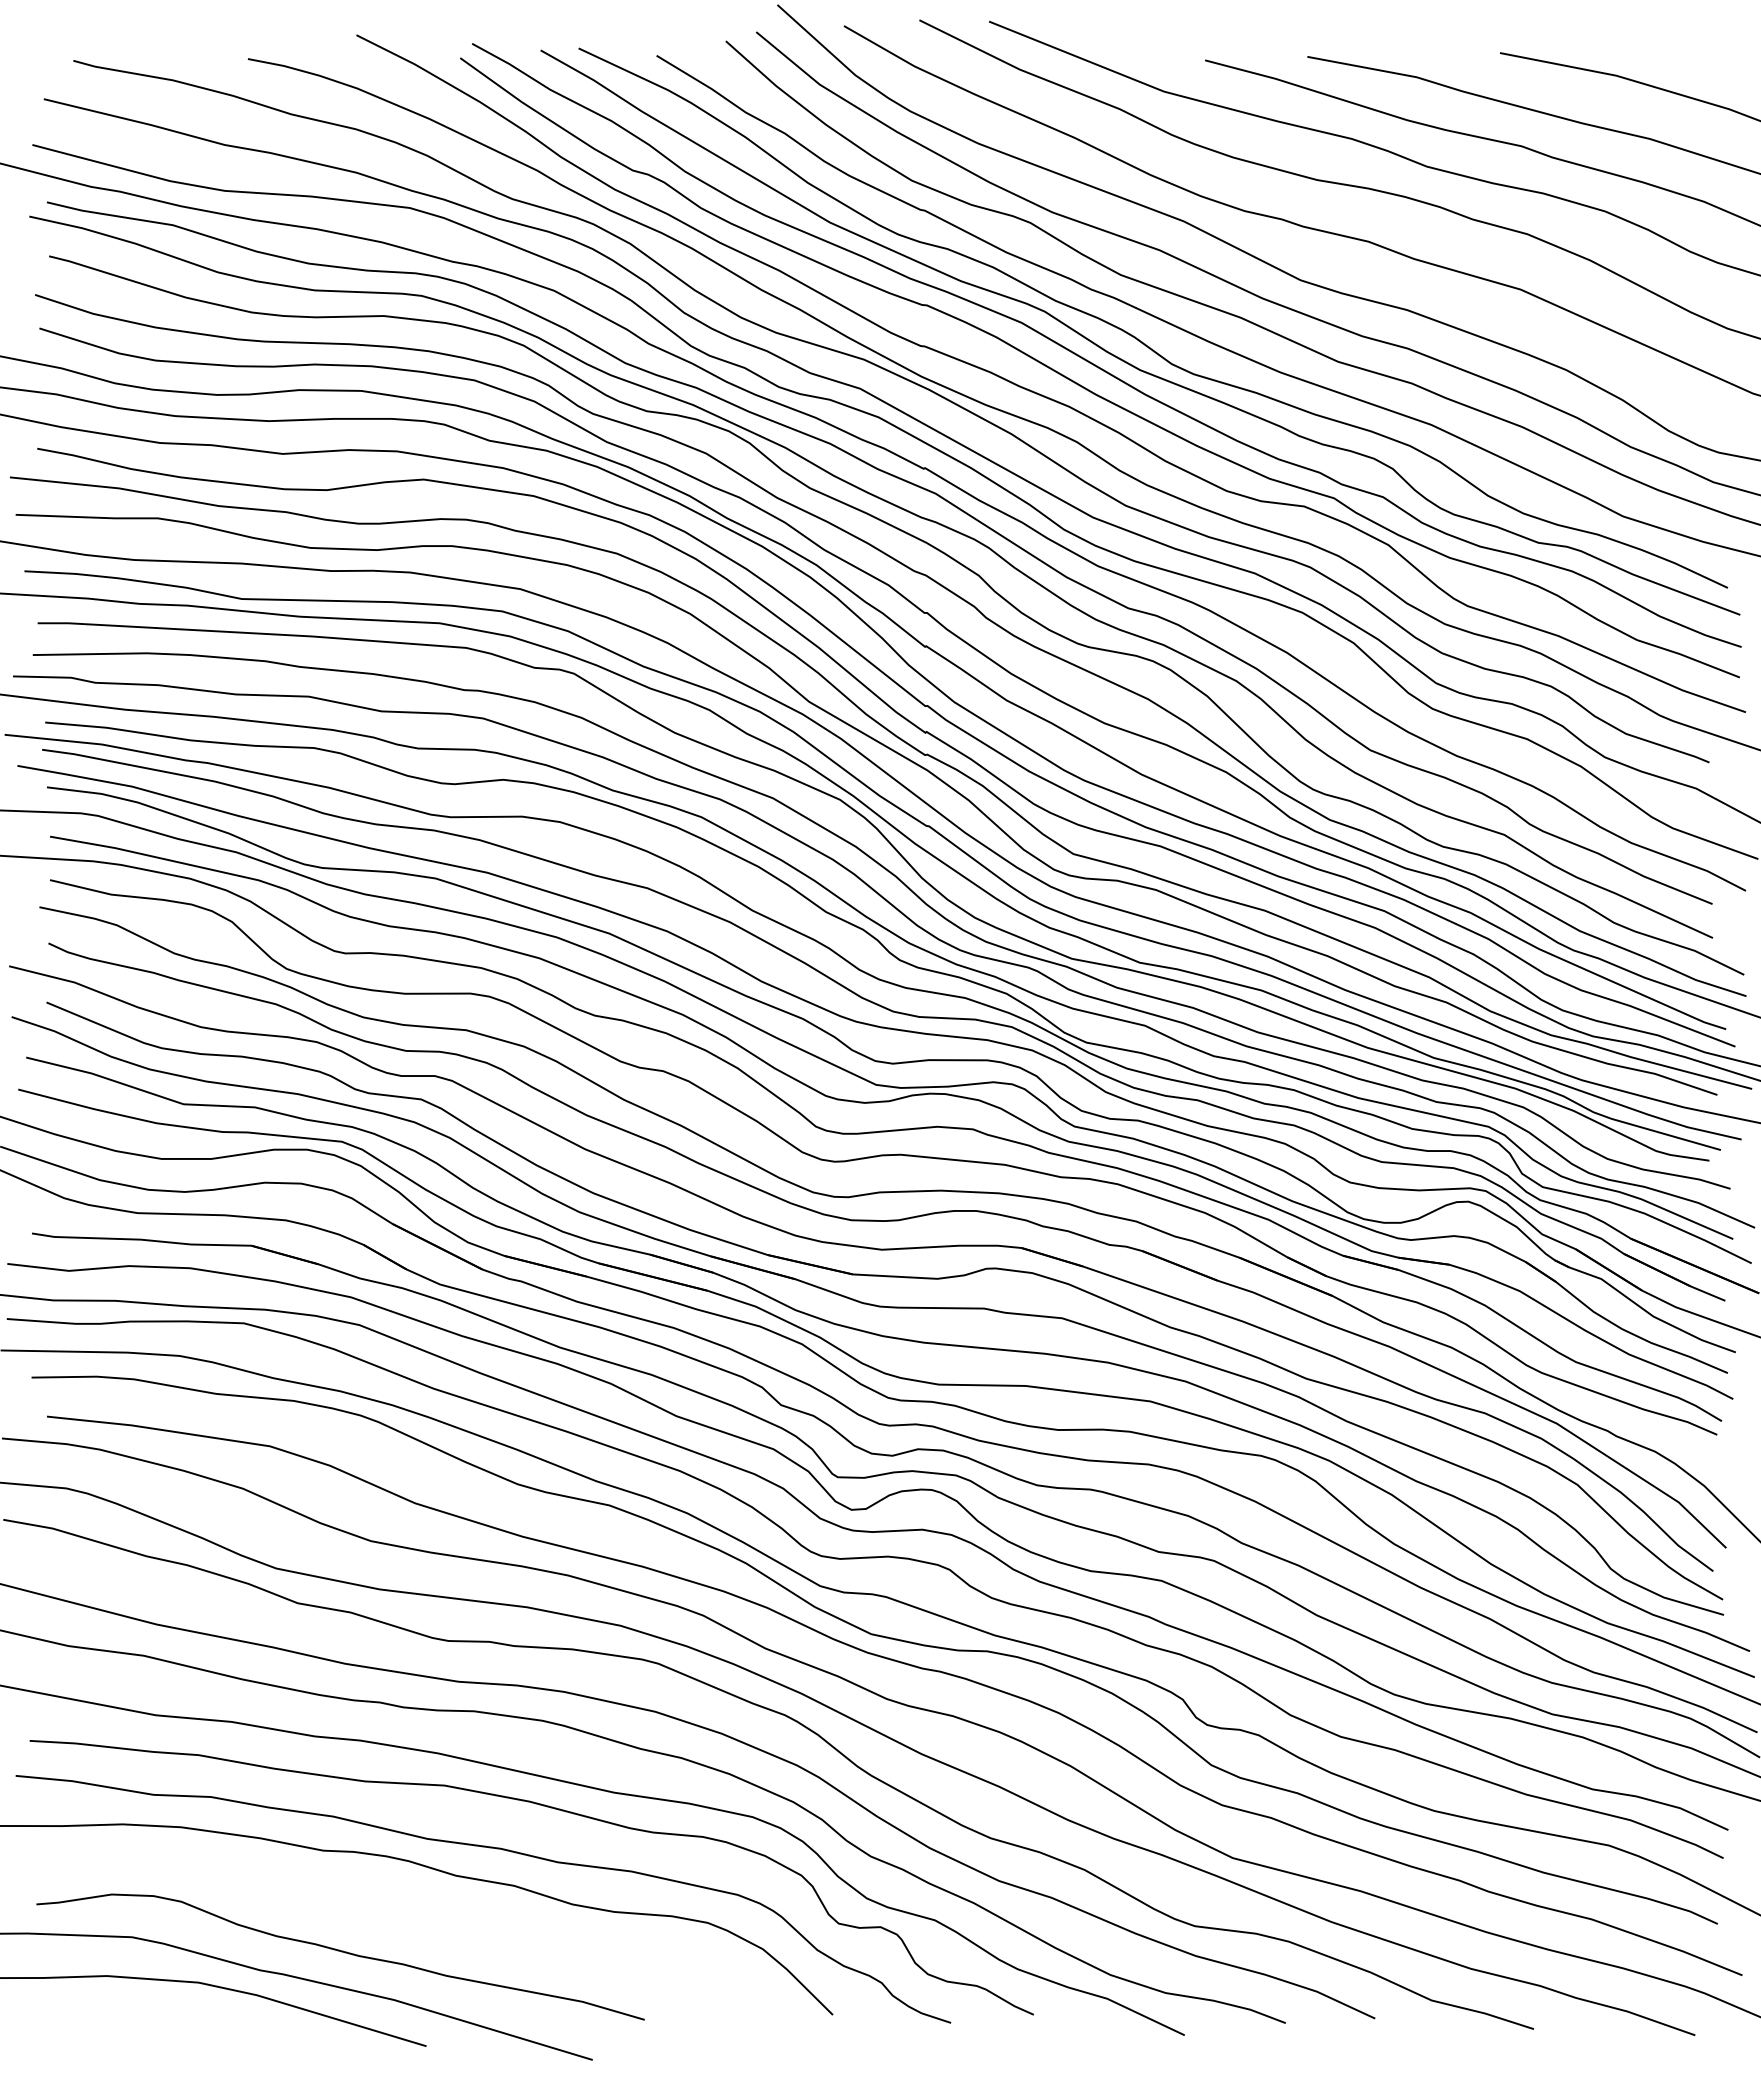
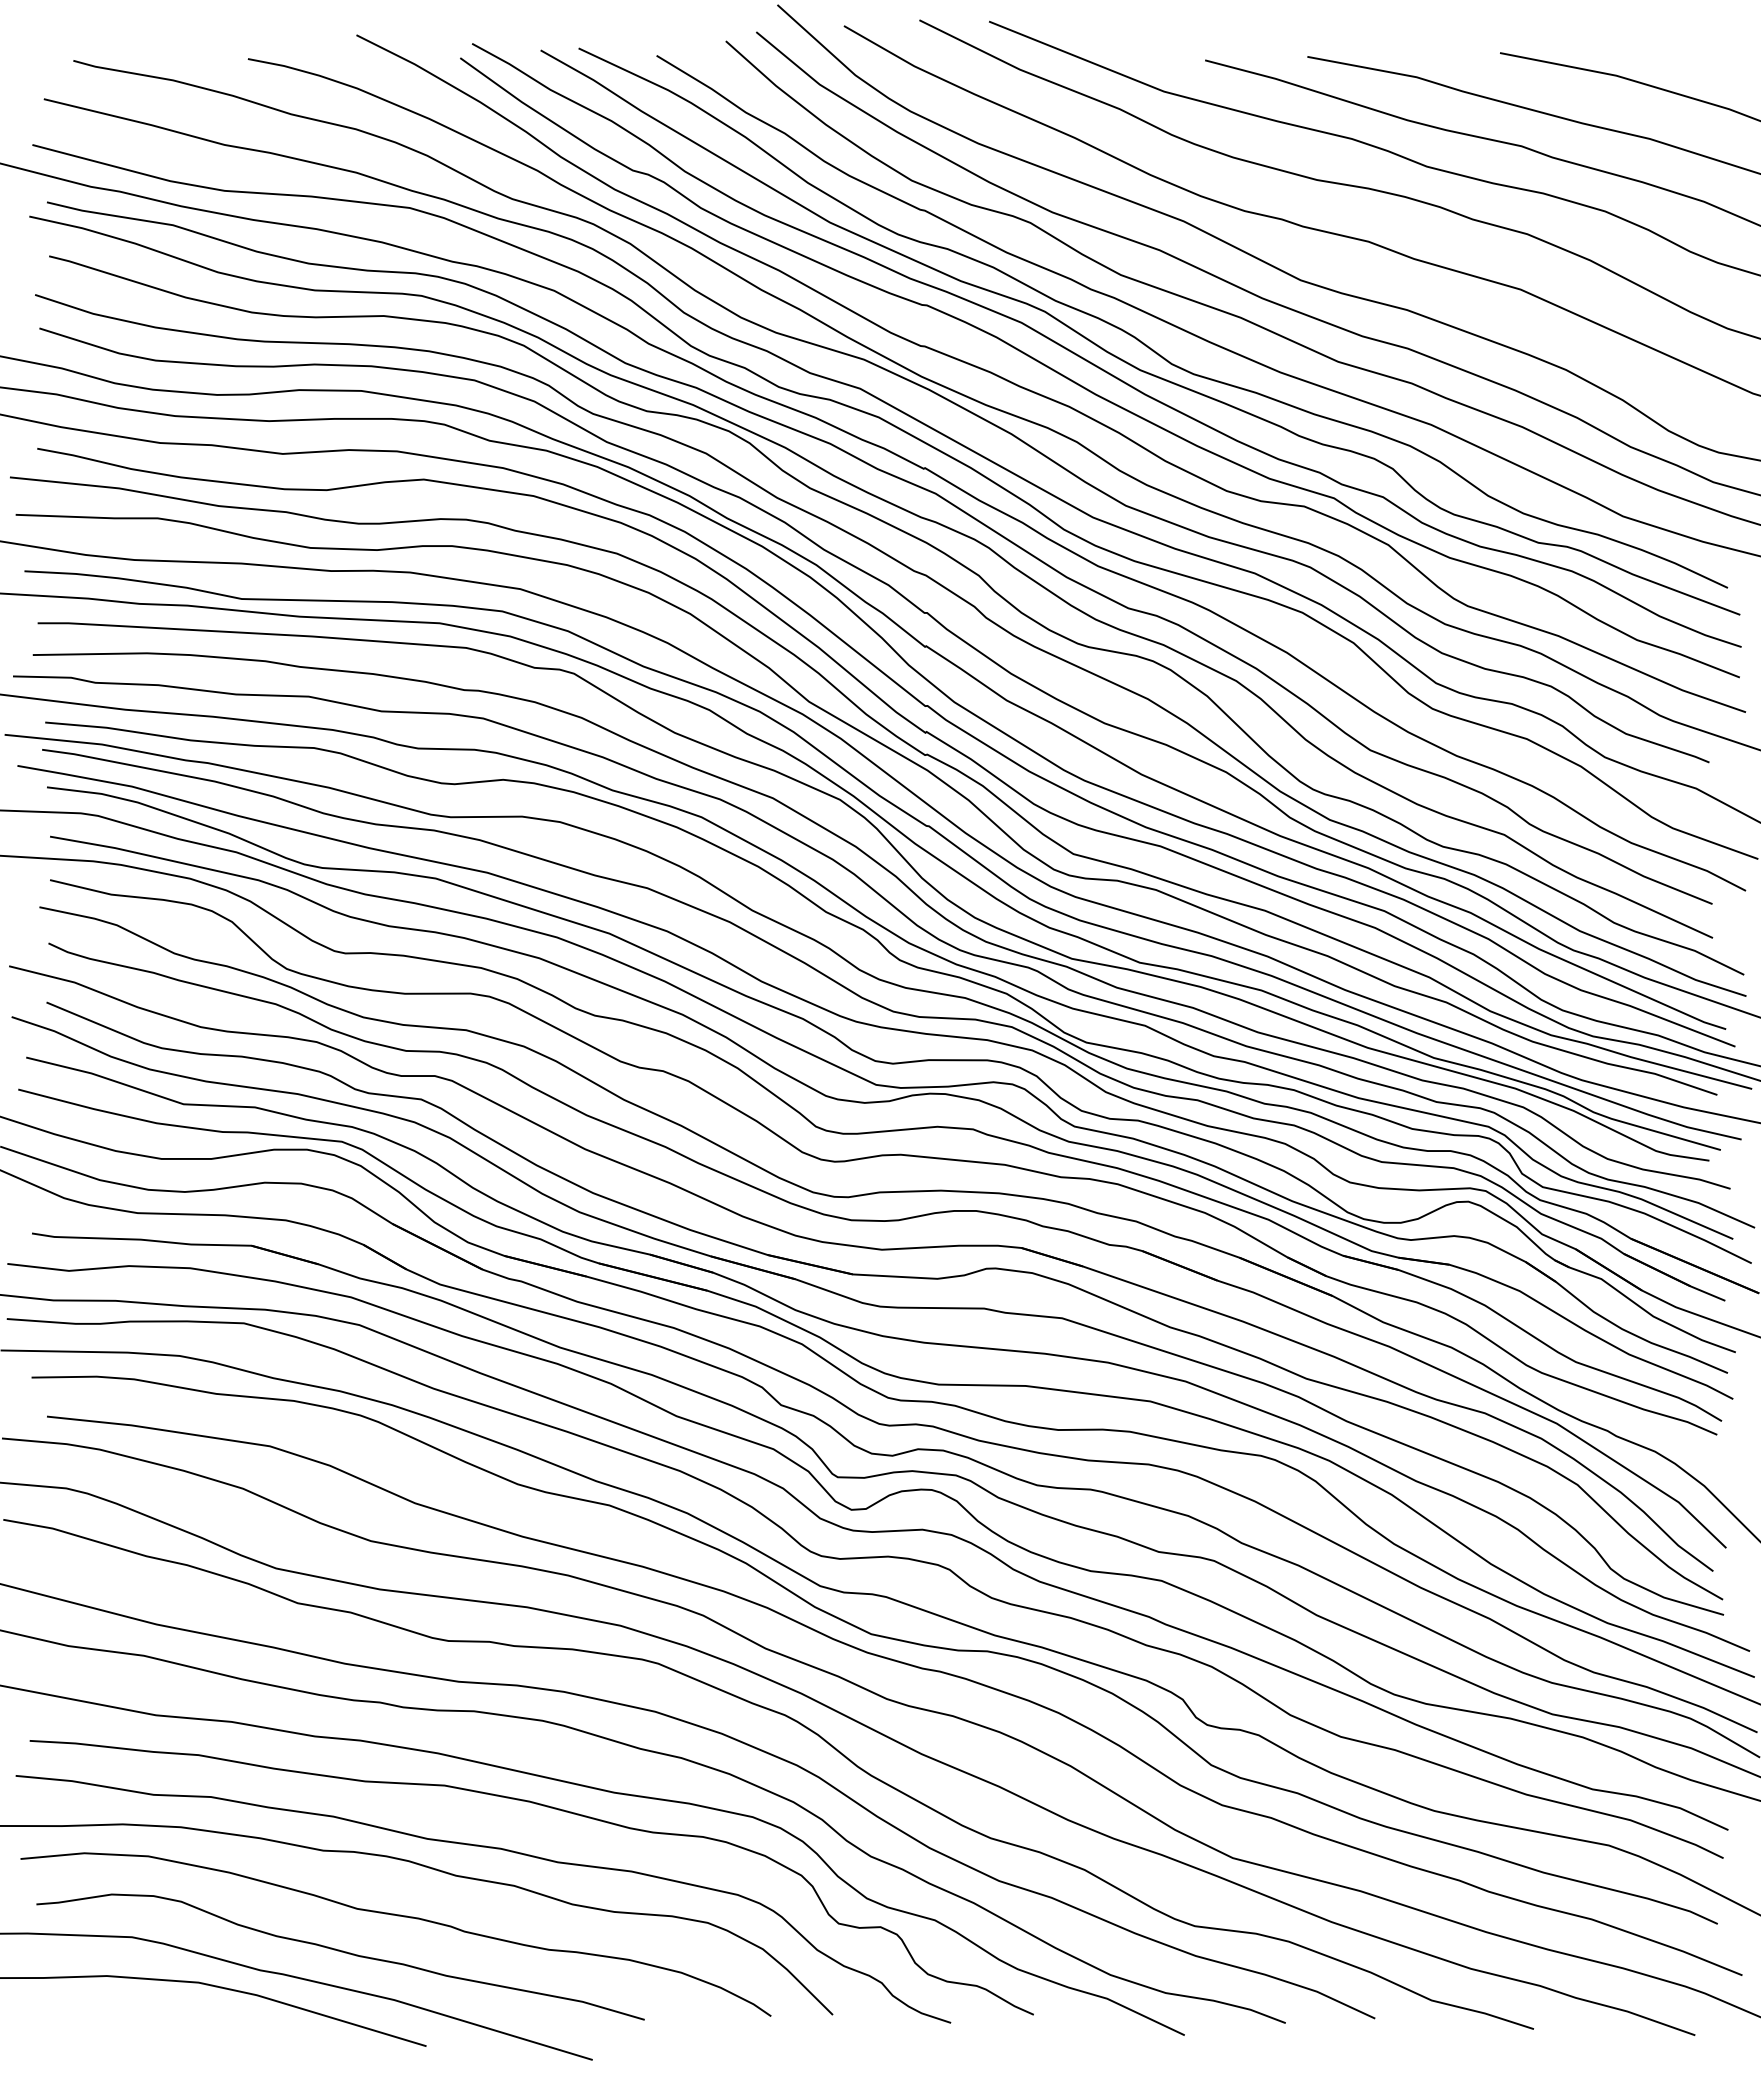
curve: none -> present (397, 1916)
